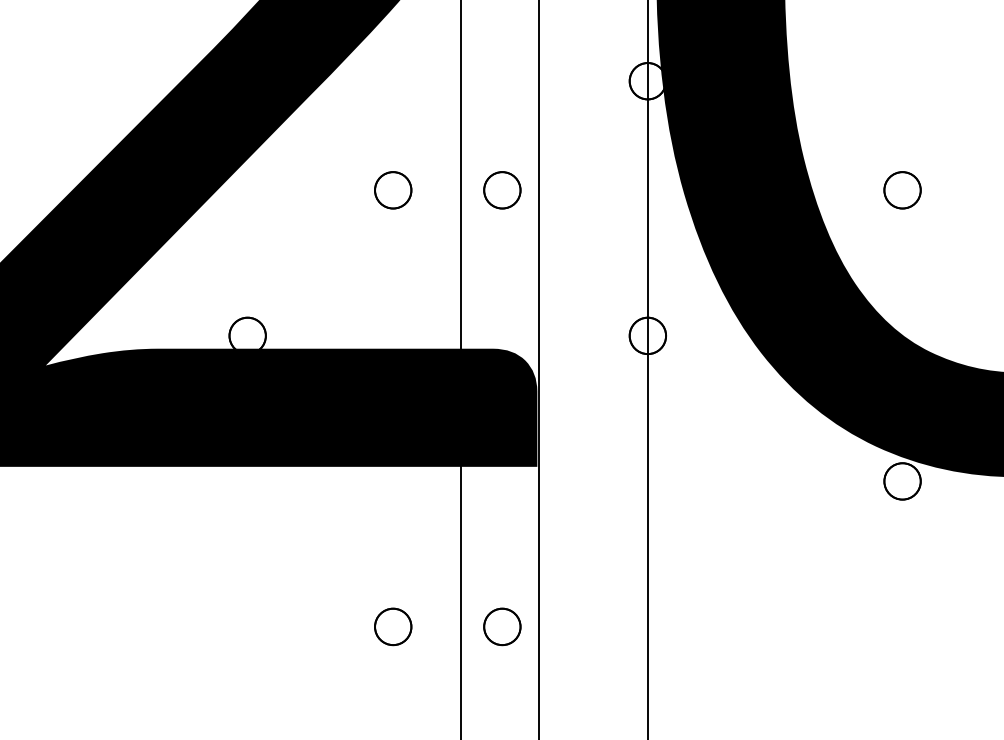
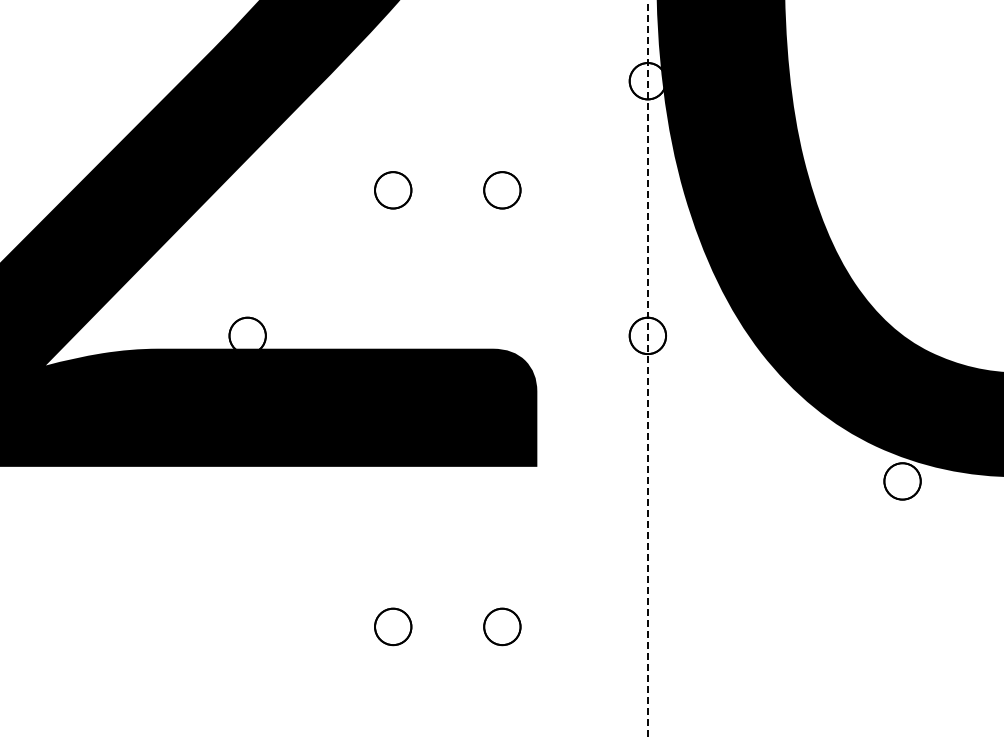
part: present -> none (902, 190)
line: present -> none (461, 369)
line: present -> none (538, 369)
line: solid -> dashed (647, 370)
